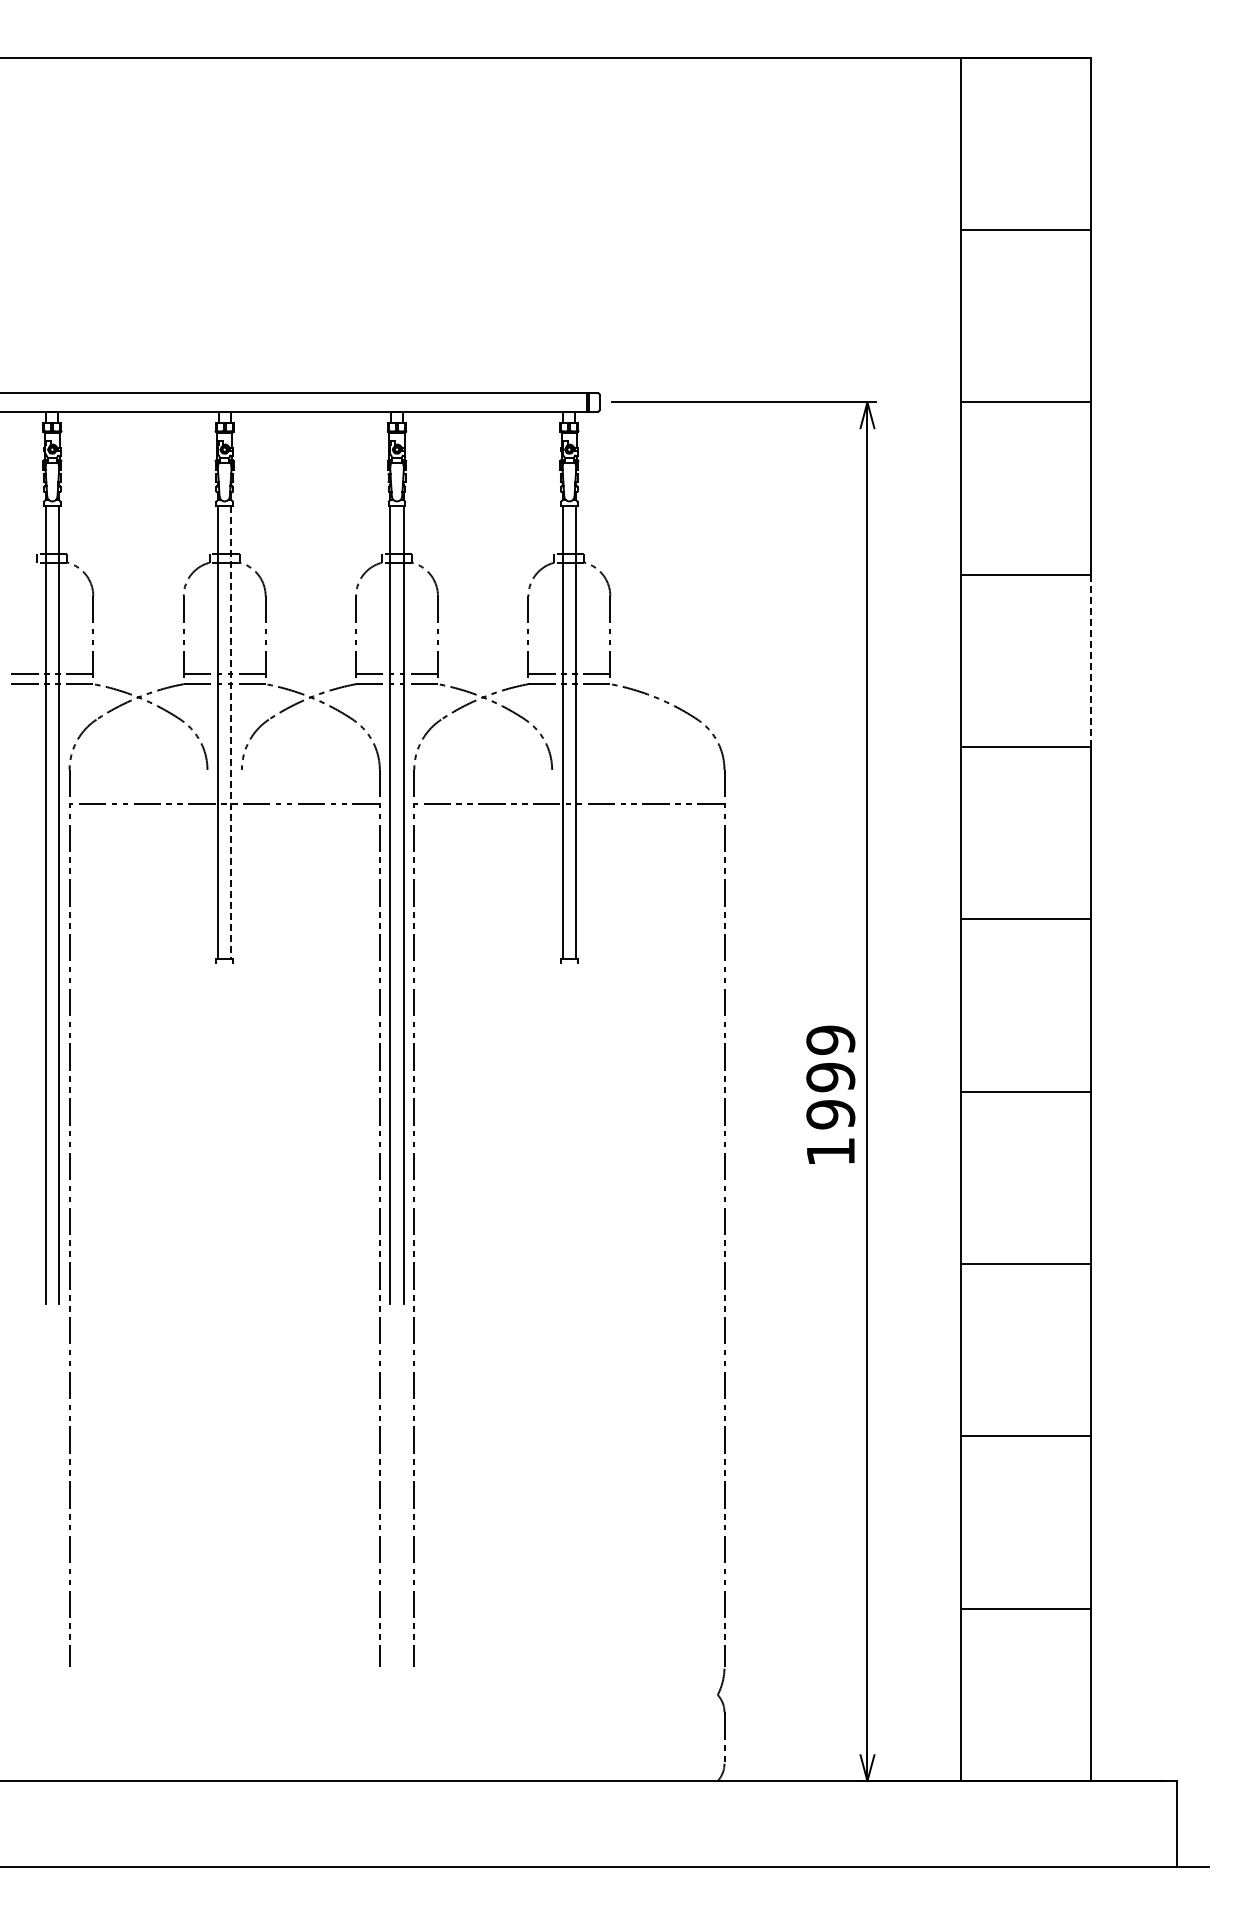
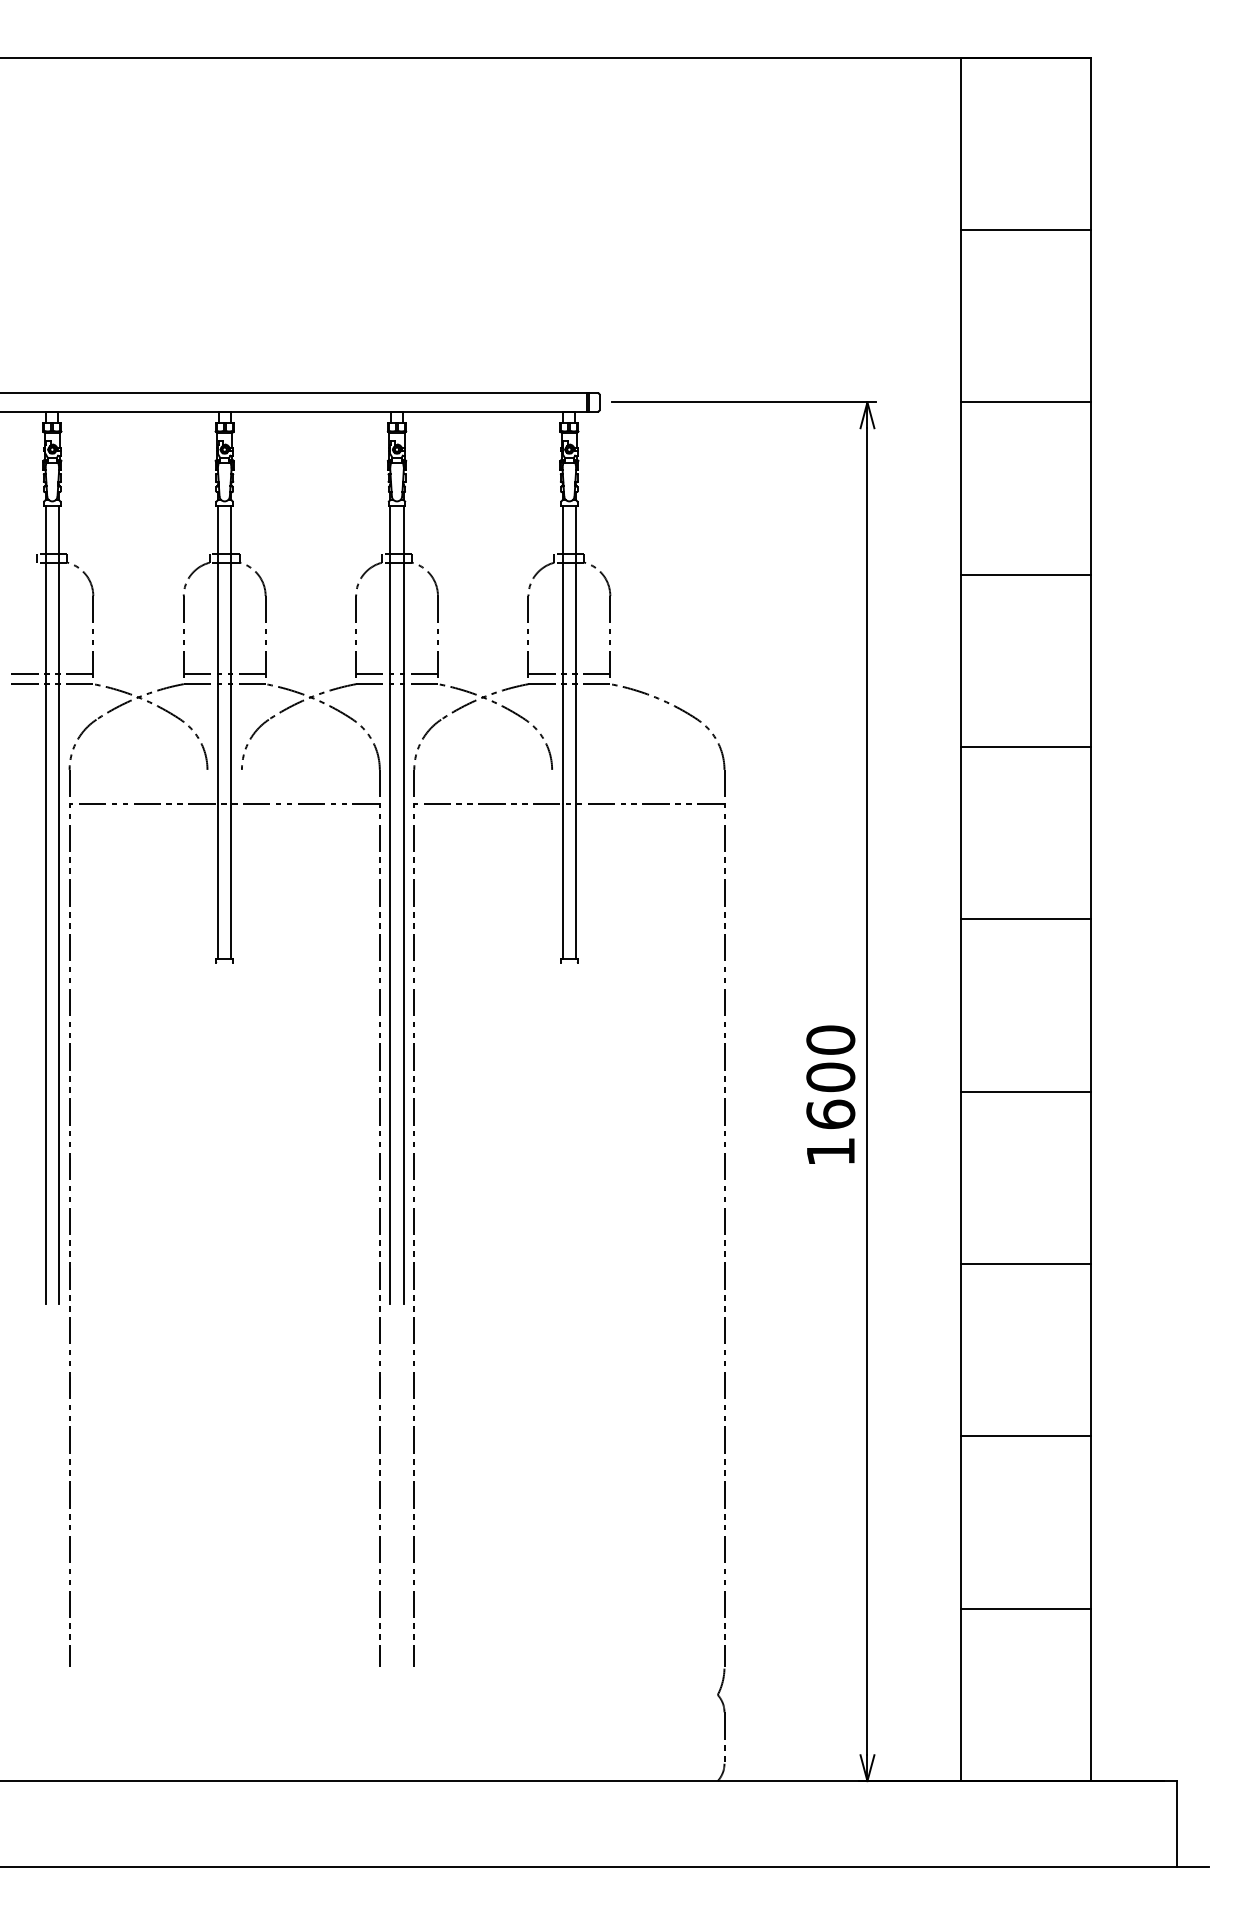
line: dashed -> solid (1090, 661)
line: dashed -> solid (231, 732)
text: 1999 -> 1600 (830, 1077)
